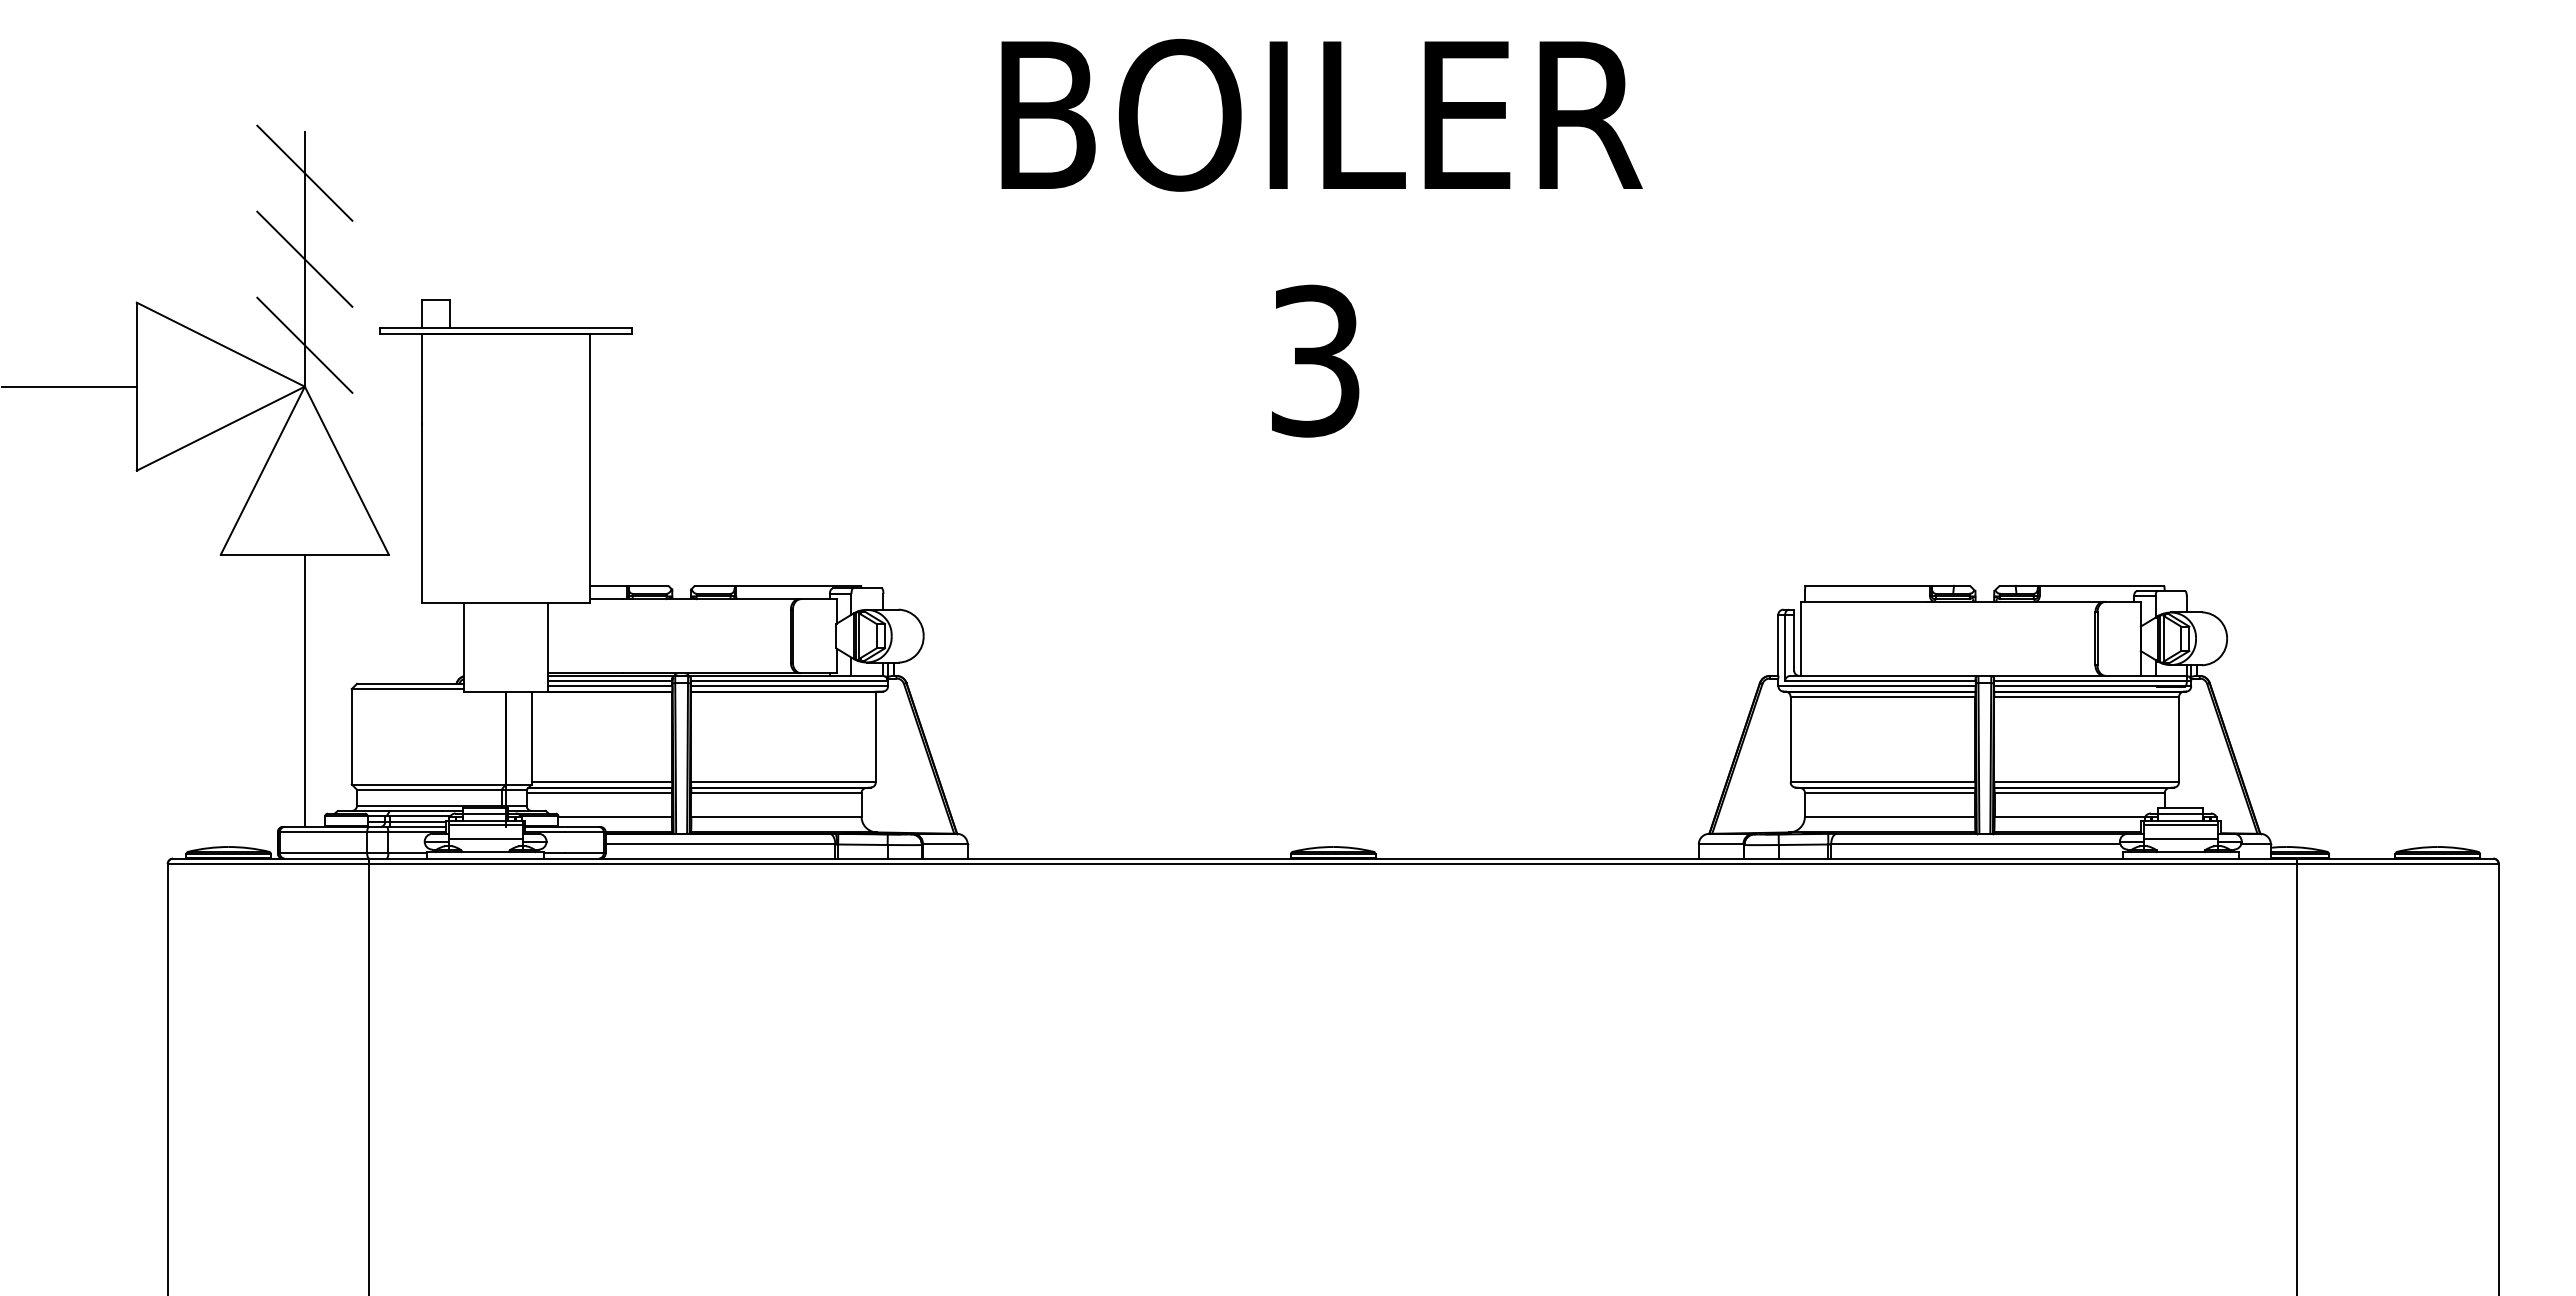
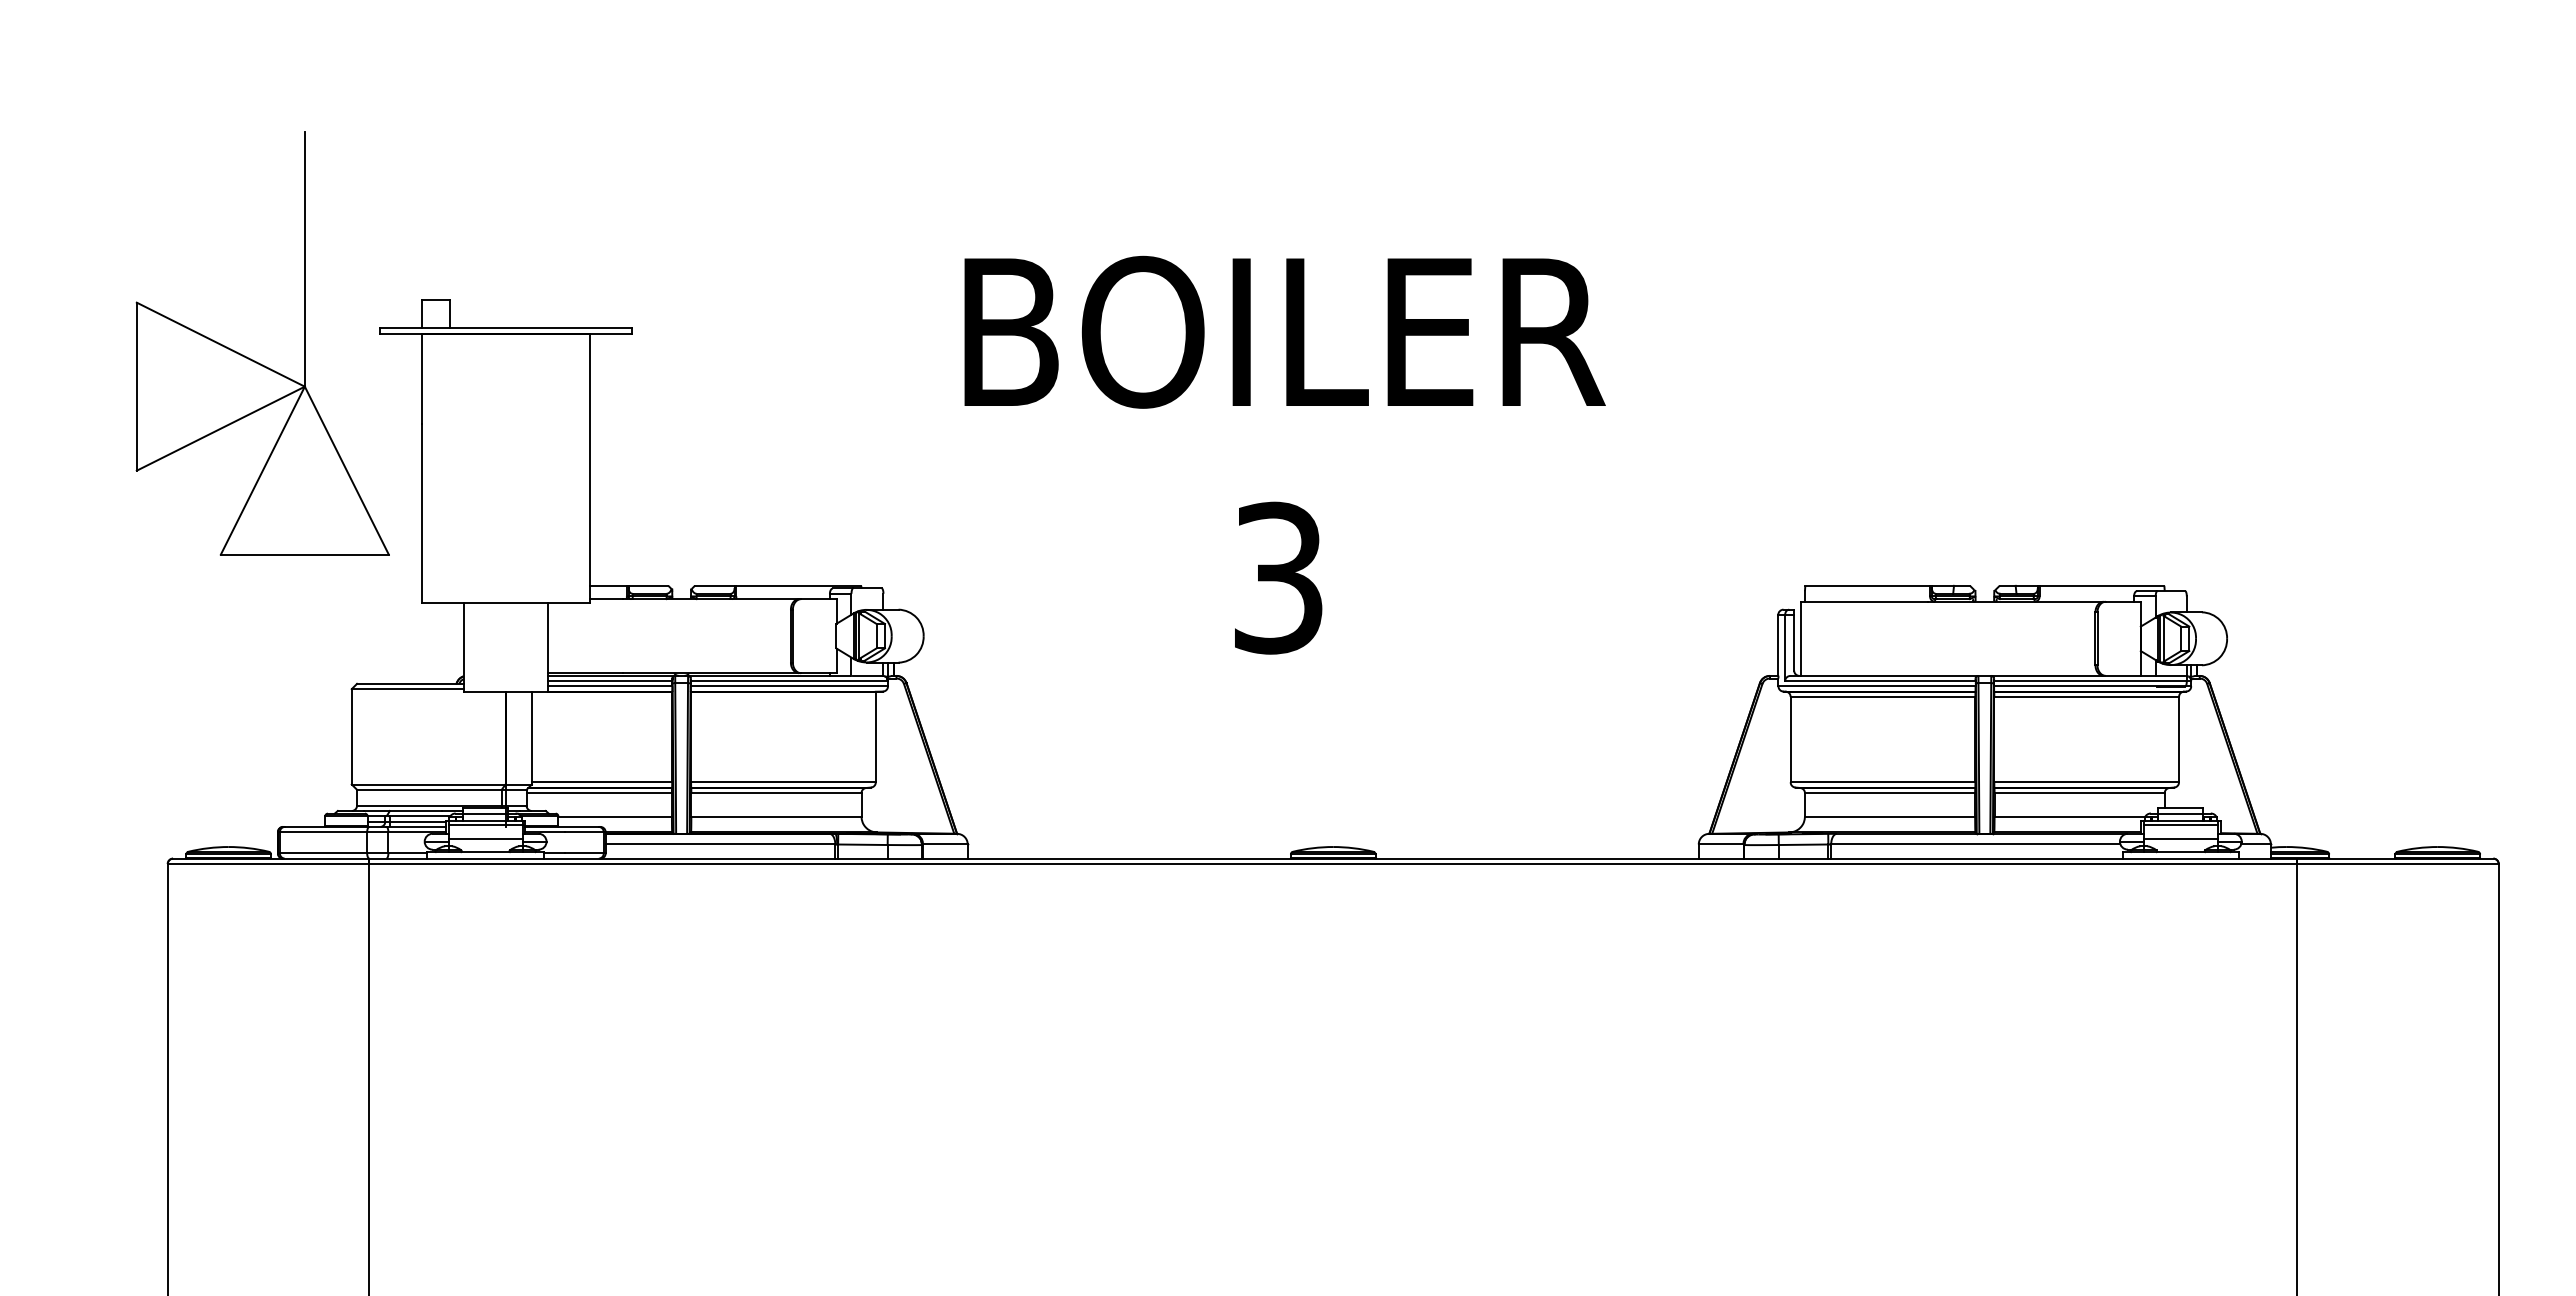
line: present -> none (304, 172)
text position: (1321, 237) -> (1284, 454) (1284, 454)
line: present -> none (304, 258)
line: present -> none (304, 344)
line: present -> none (69, 386)
line: present -> none (304, 689)
